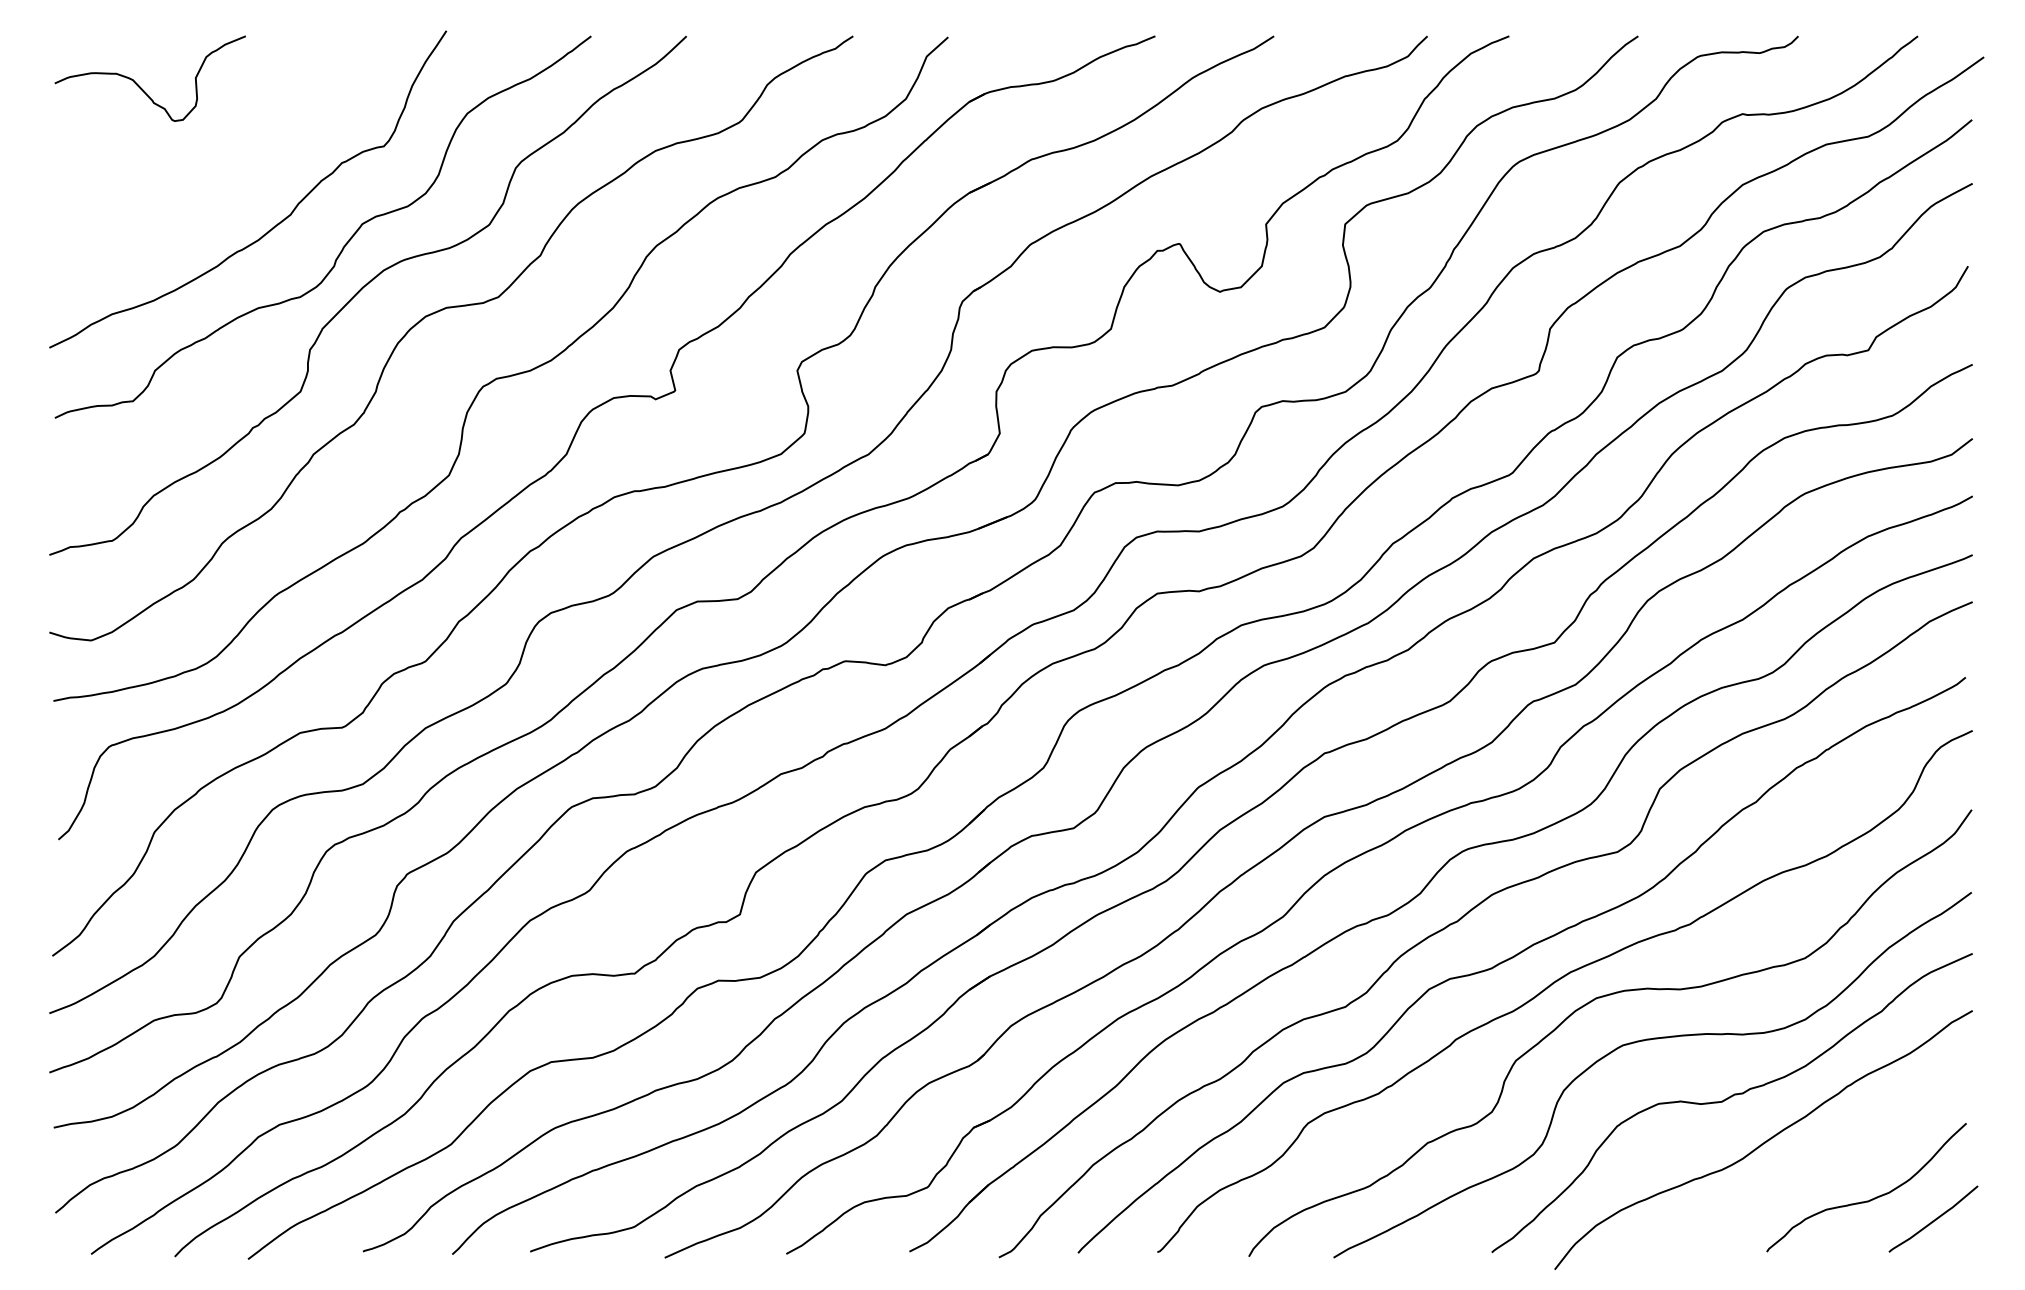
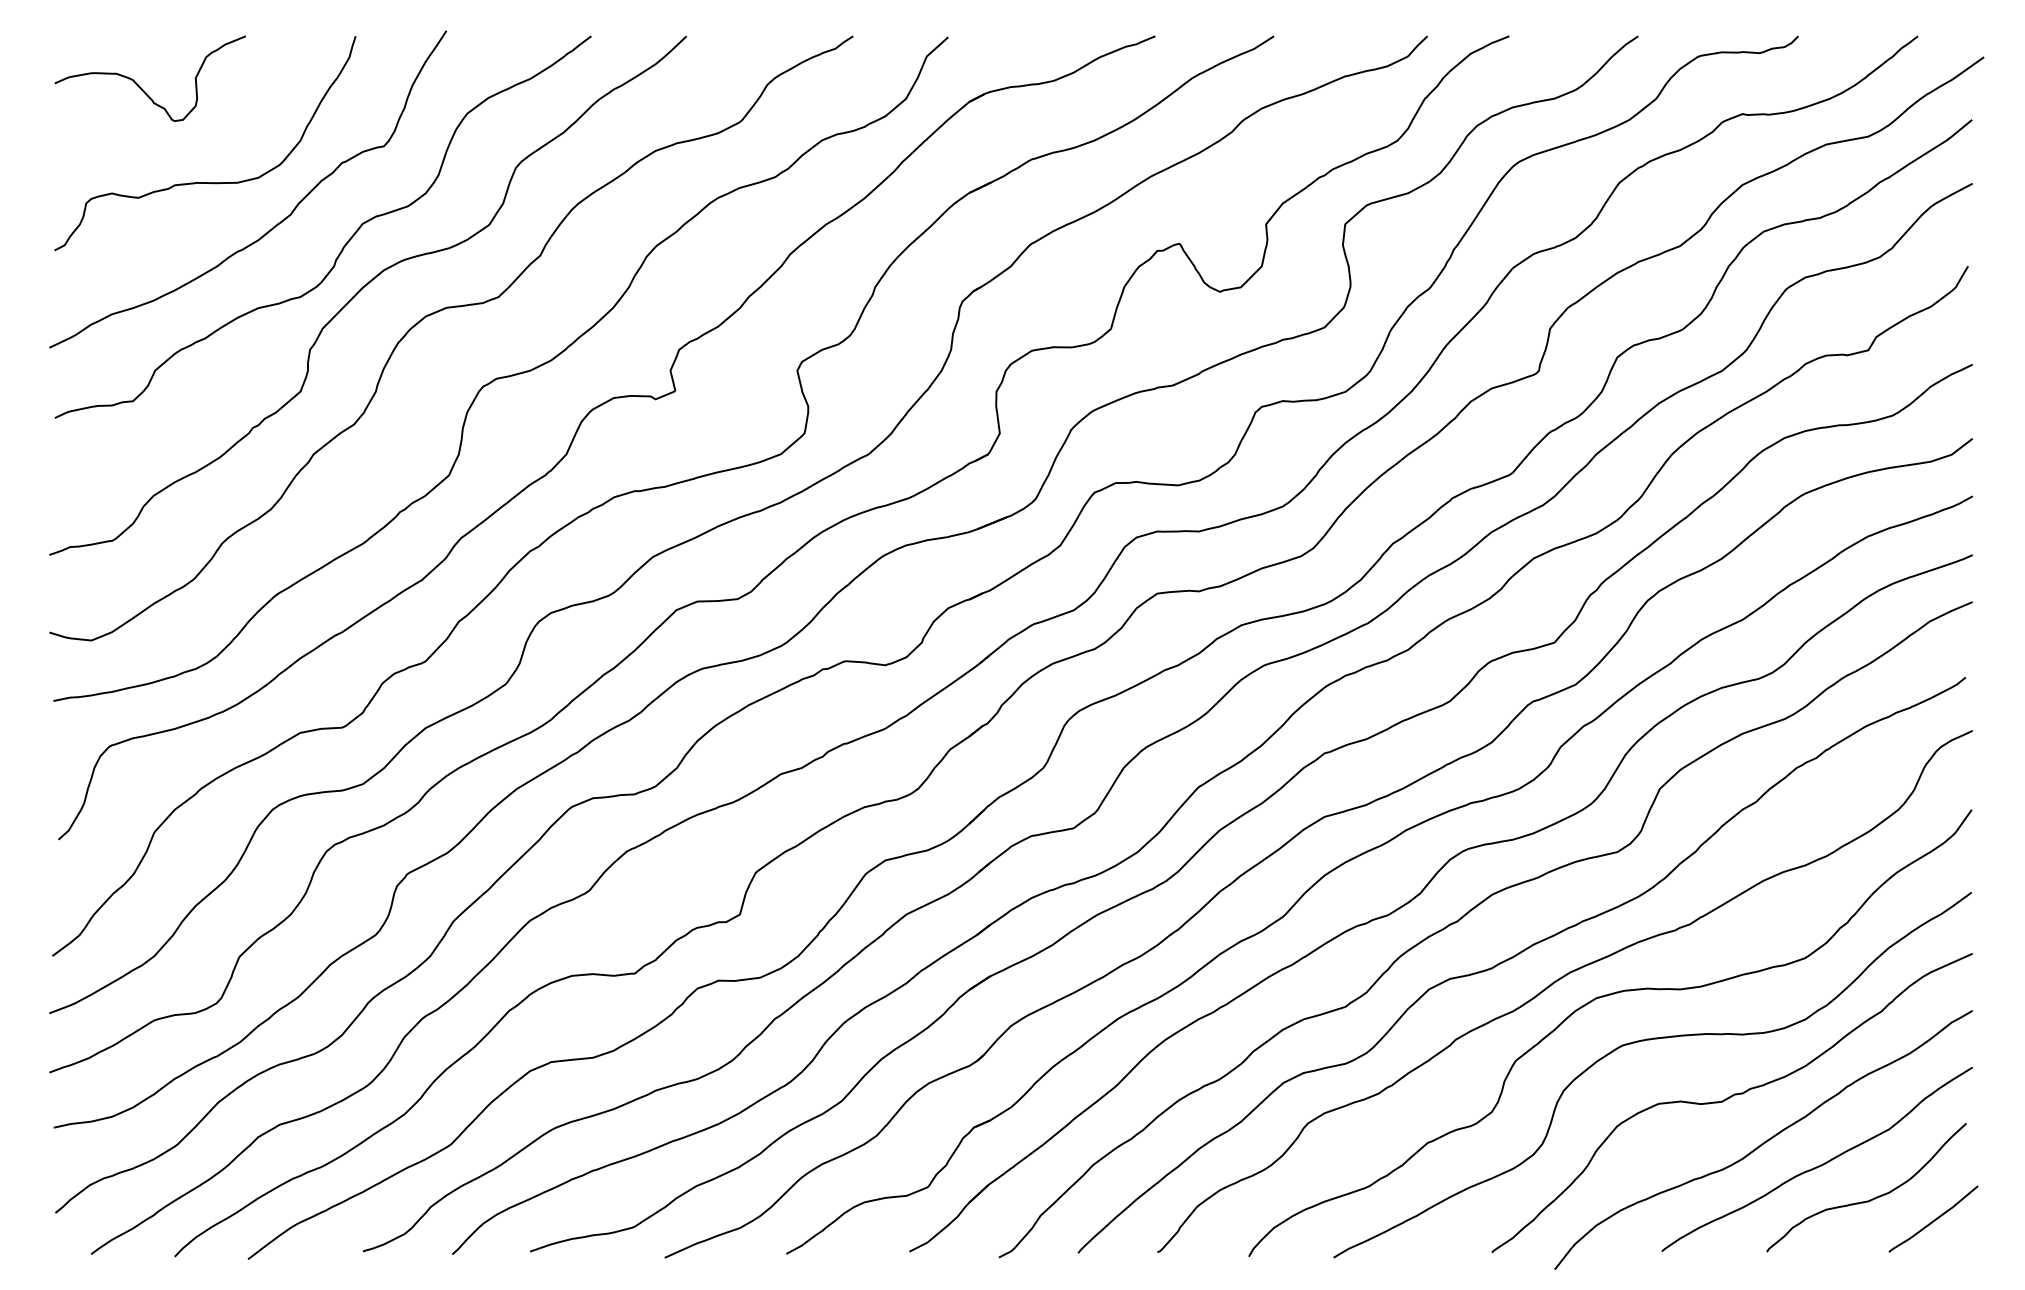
curve: none -> present (205, 182)
curve: none -> present (1818, 1165)
